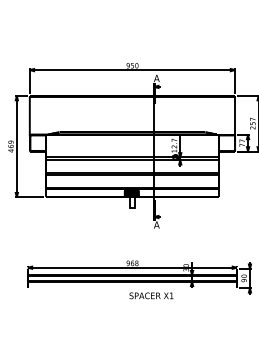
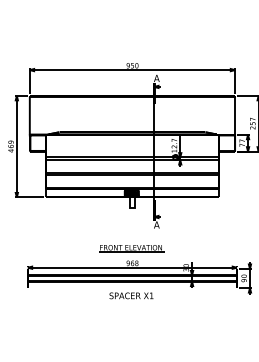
part: none -> present (131, 248)
text position: (151, 295) -> (131, 295) (131, 295)
